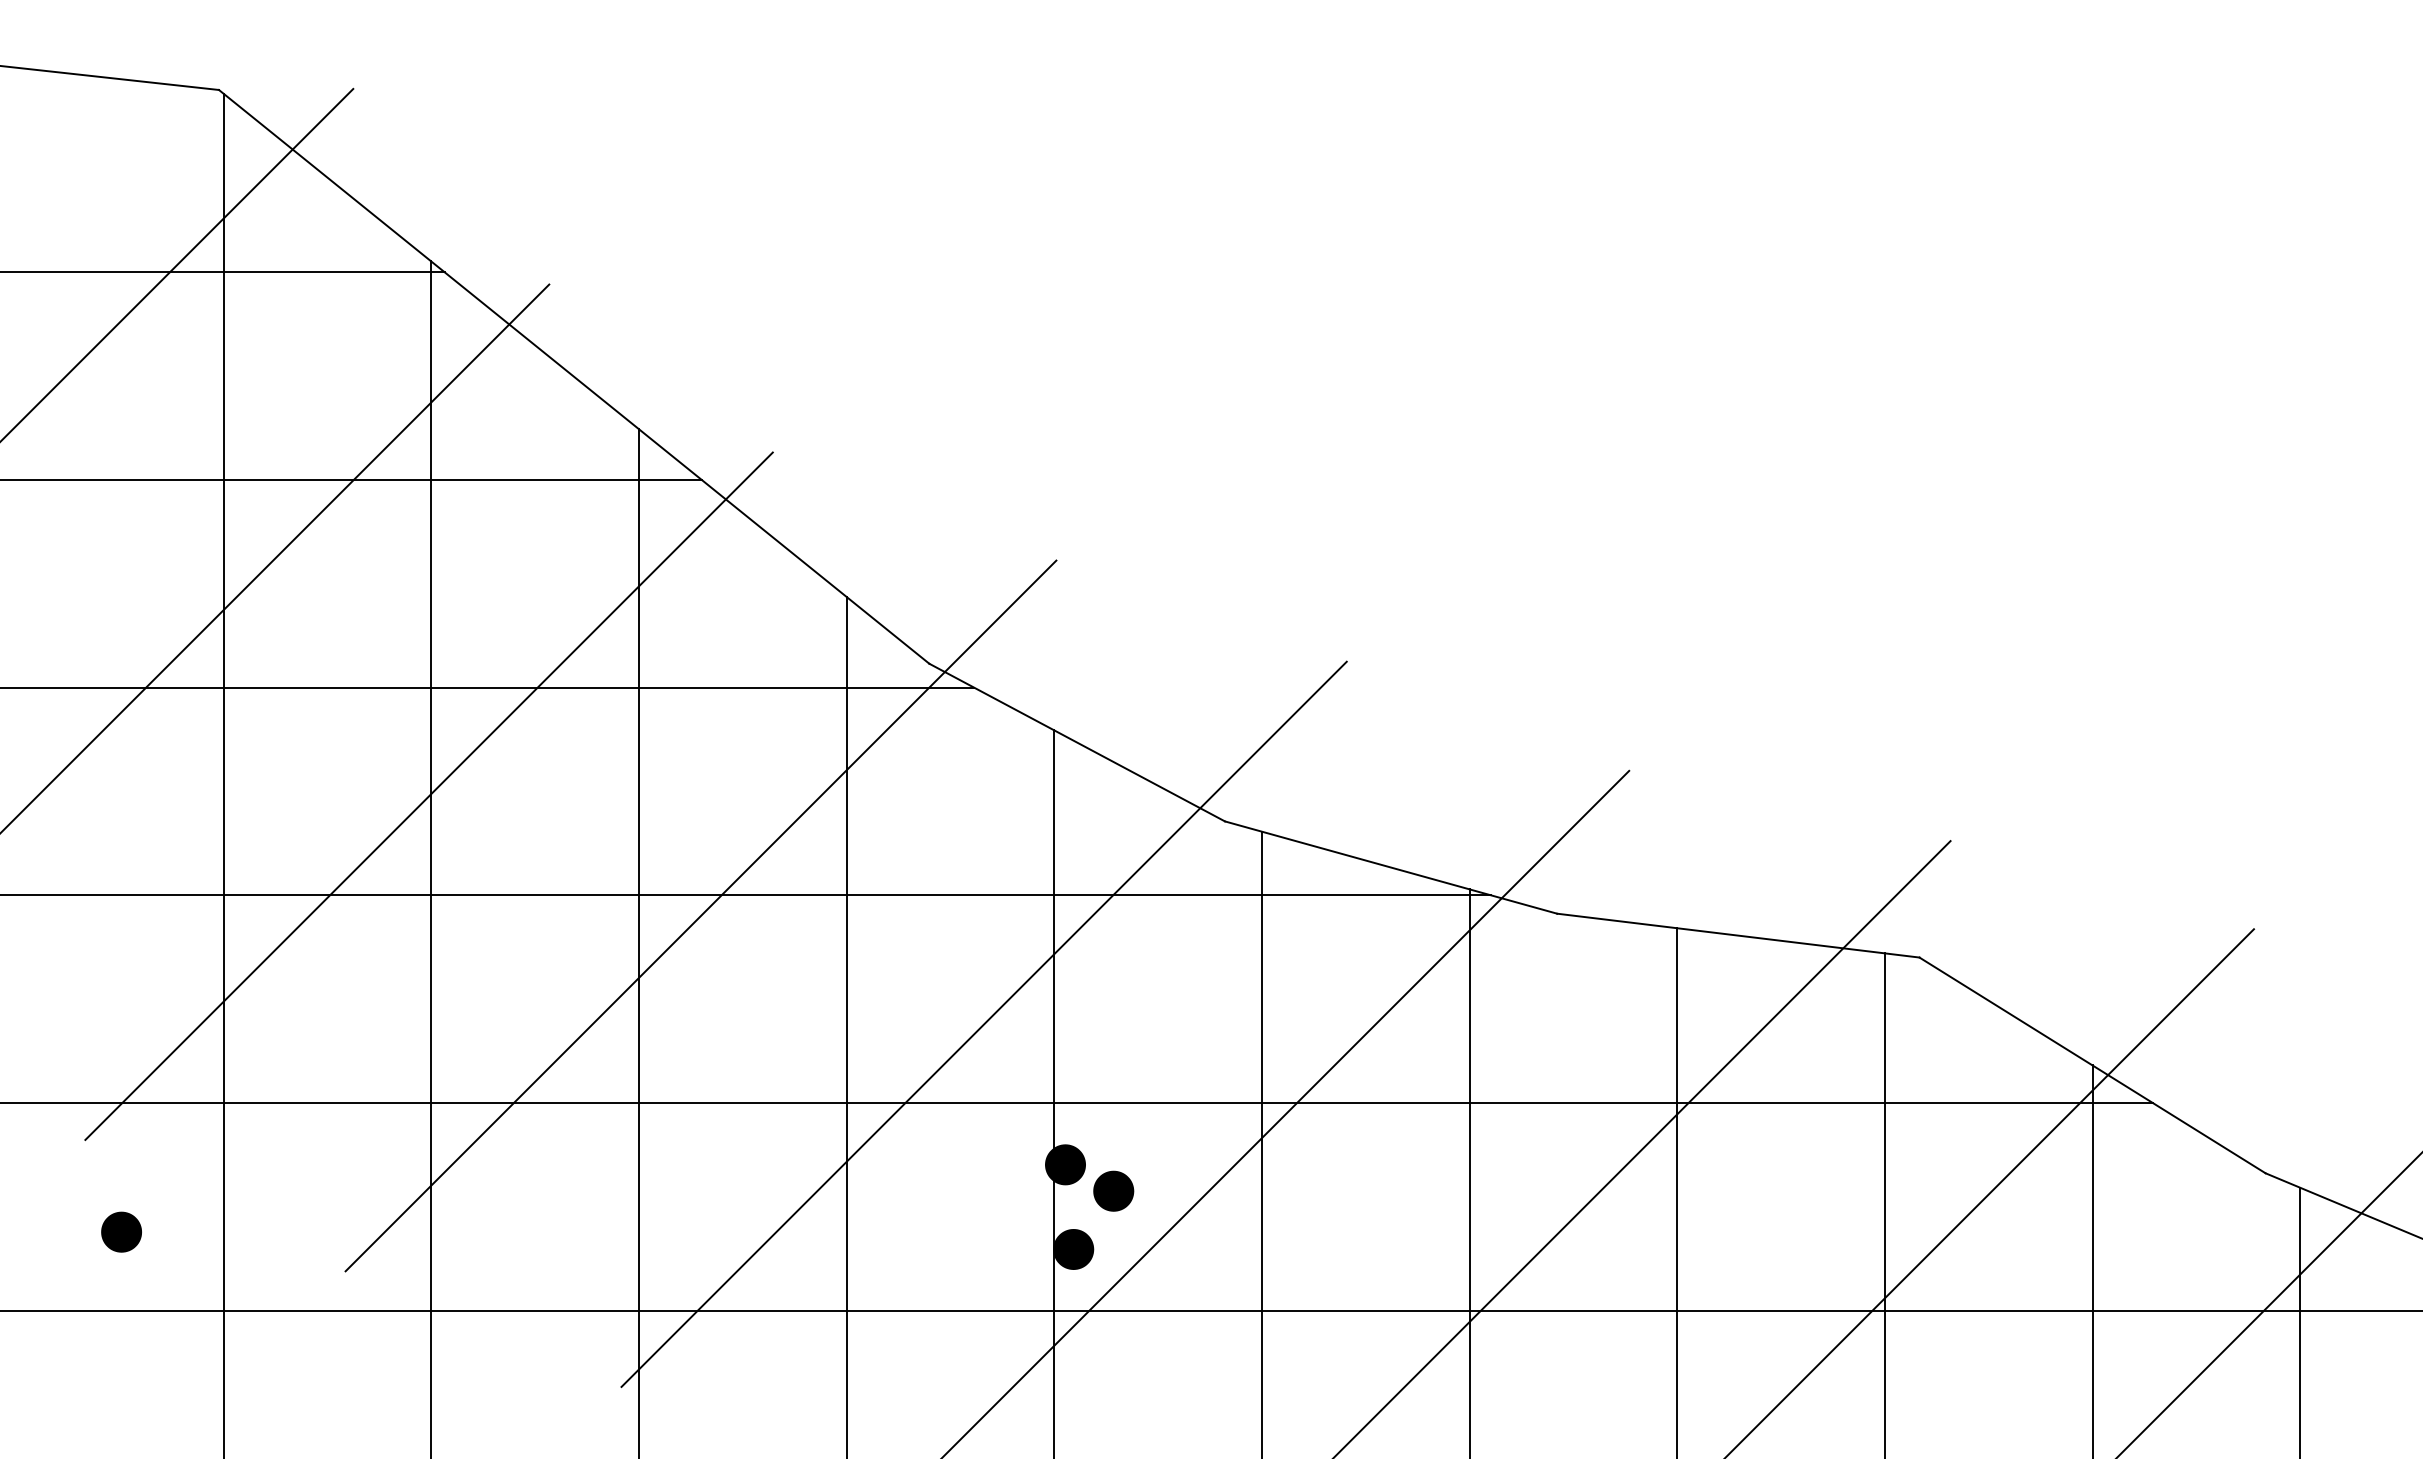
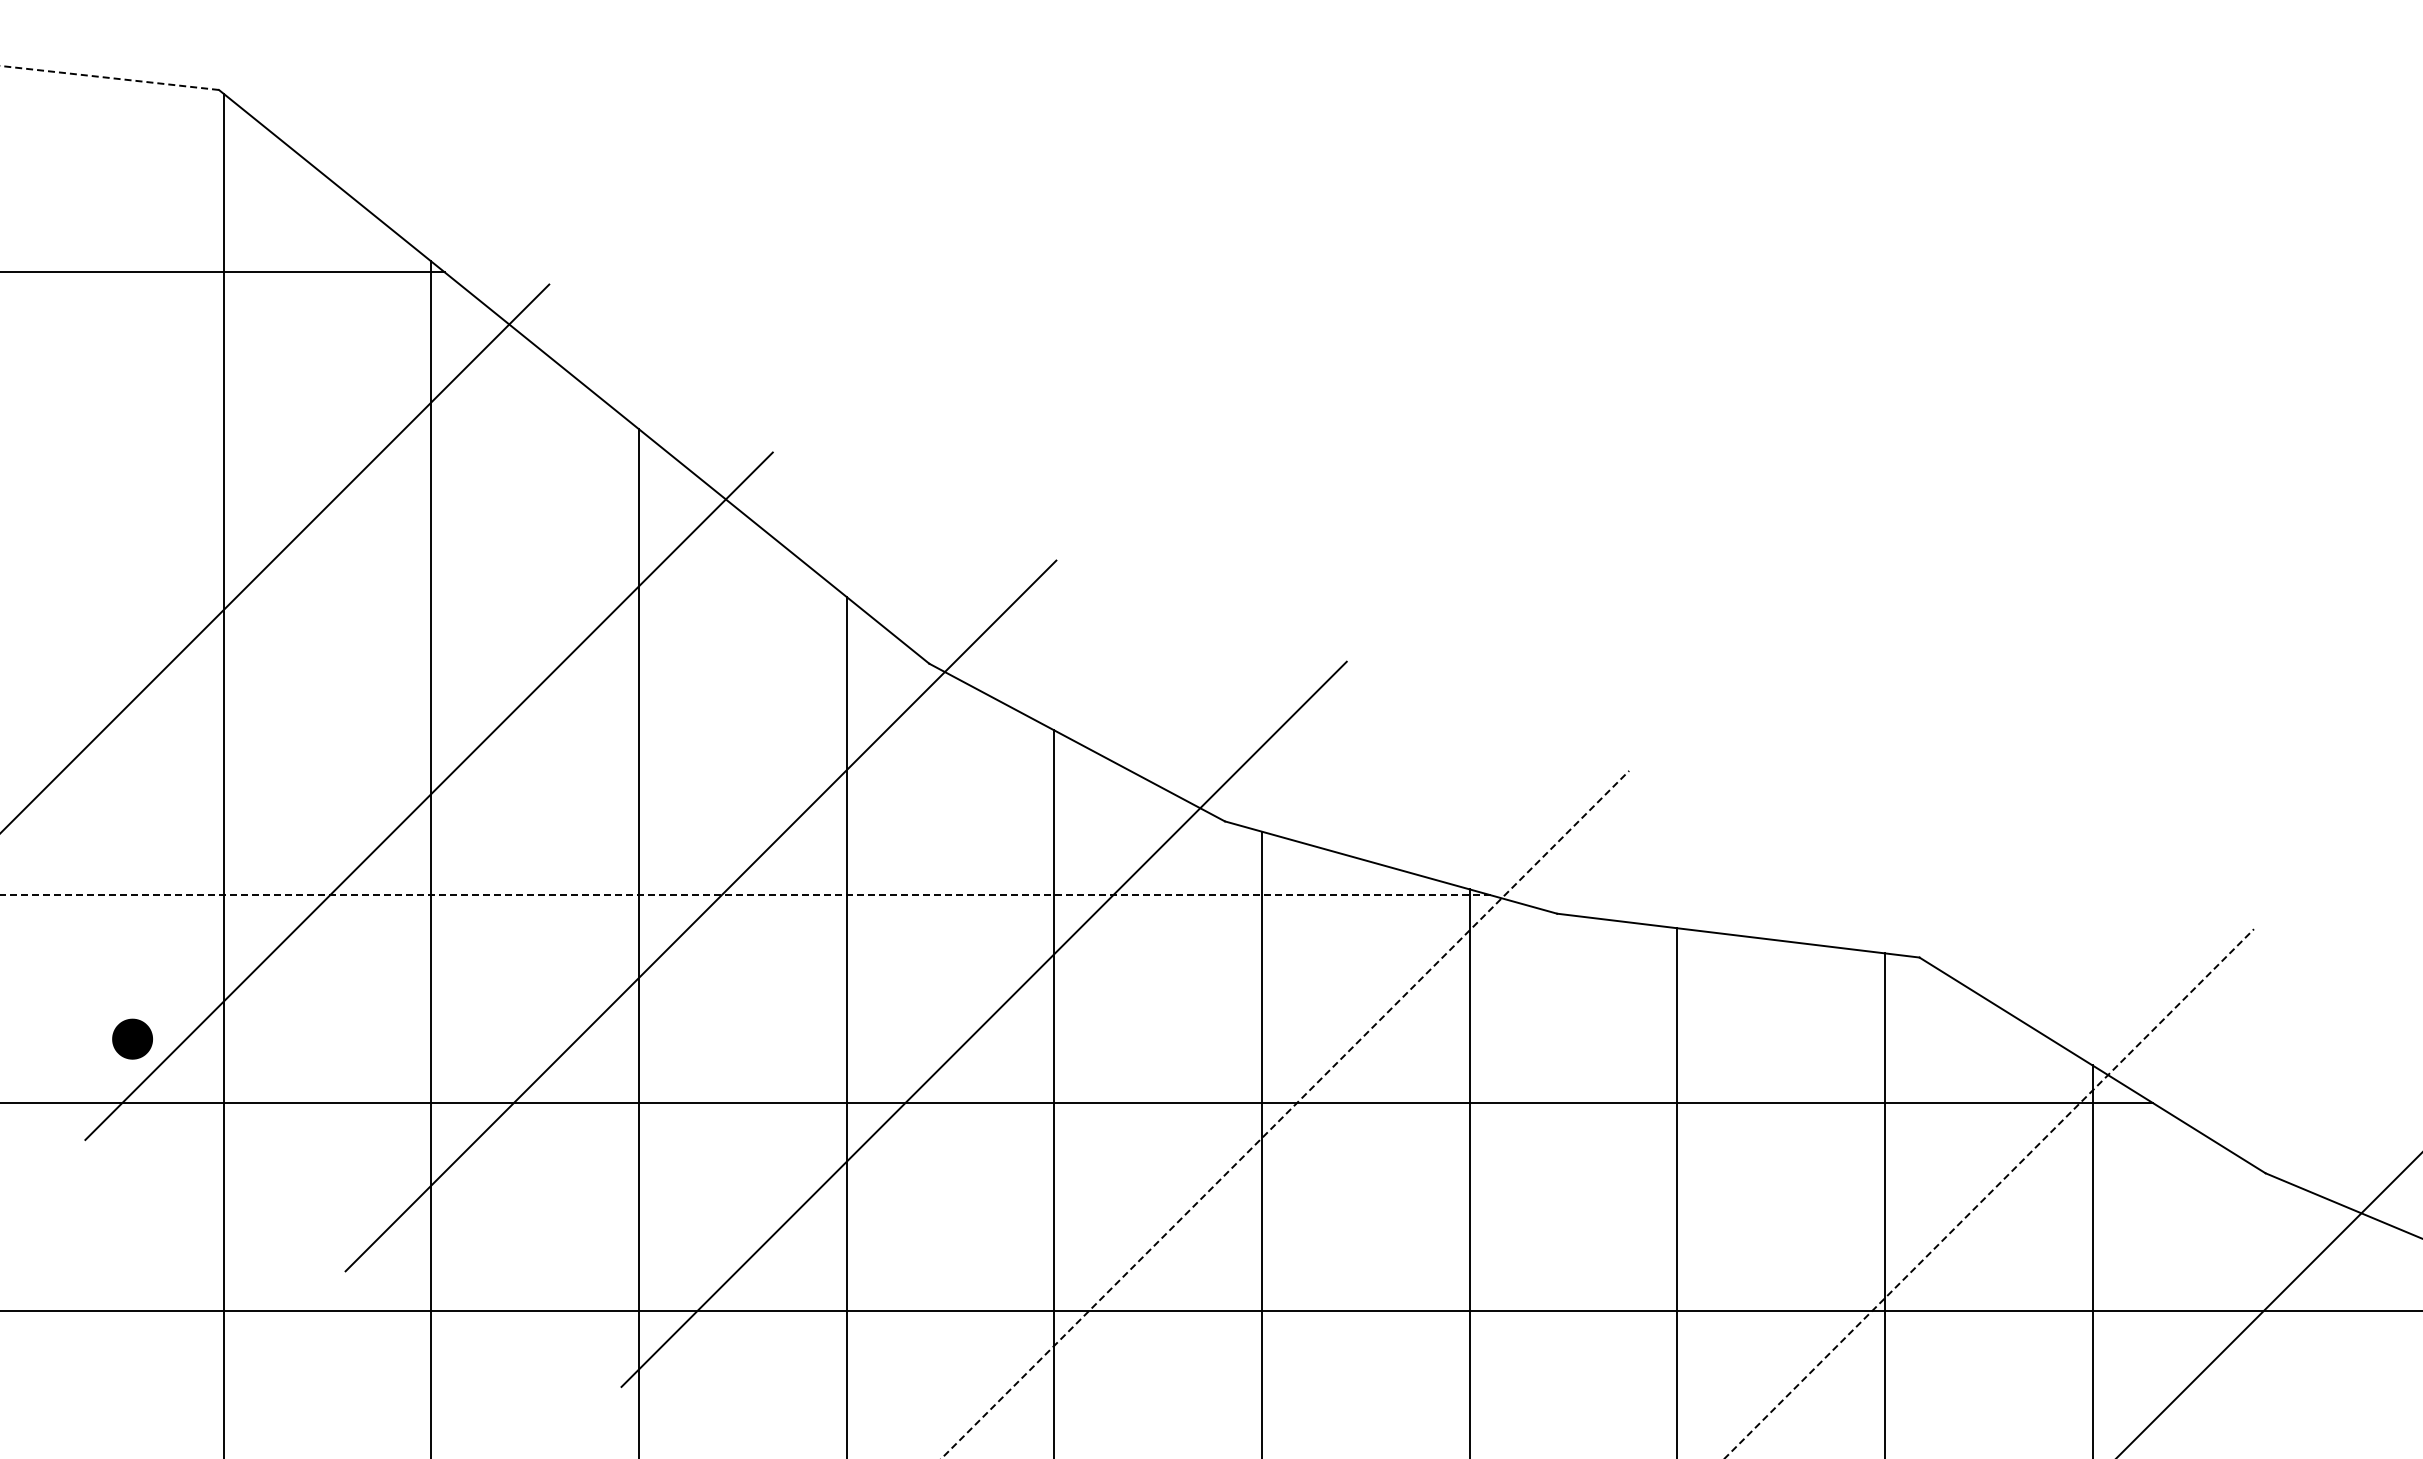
line: solid -> dashed (109, 77)
line: present -> none (177, 263)
line: present -> none (351, 479)
line: present -> none (488, 687)
line: solid -> dashed (745, 895)
line: solid -> dashed (1285, 1114)
line: present -> none (1642, 1148)
fill: present -> none (1065, 1164)
fill: present -> none (1113, 1190)
line: solid -> dashed (1989, 1193)
part position: (121, 1231) -> (132, 1038) (132, 1038)
fill: present -> none (1073, 1249)
line: present -> none (2300, 1321)
